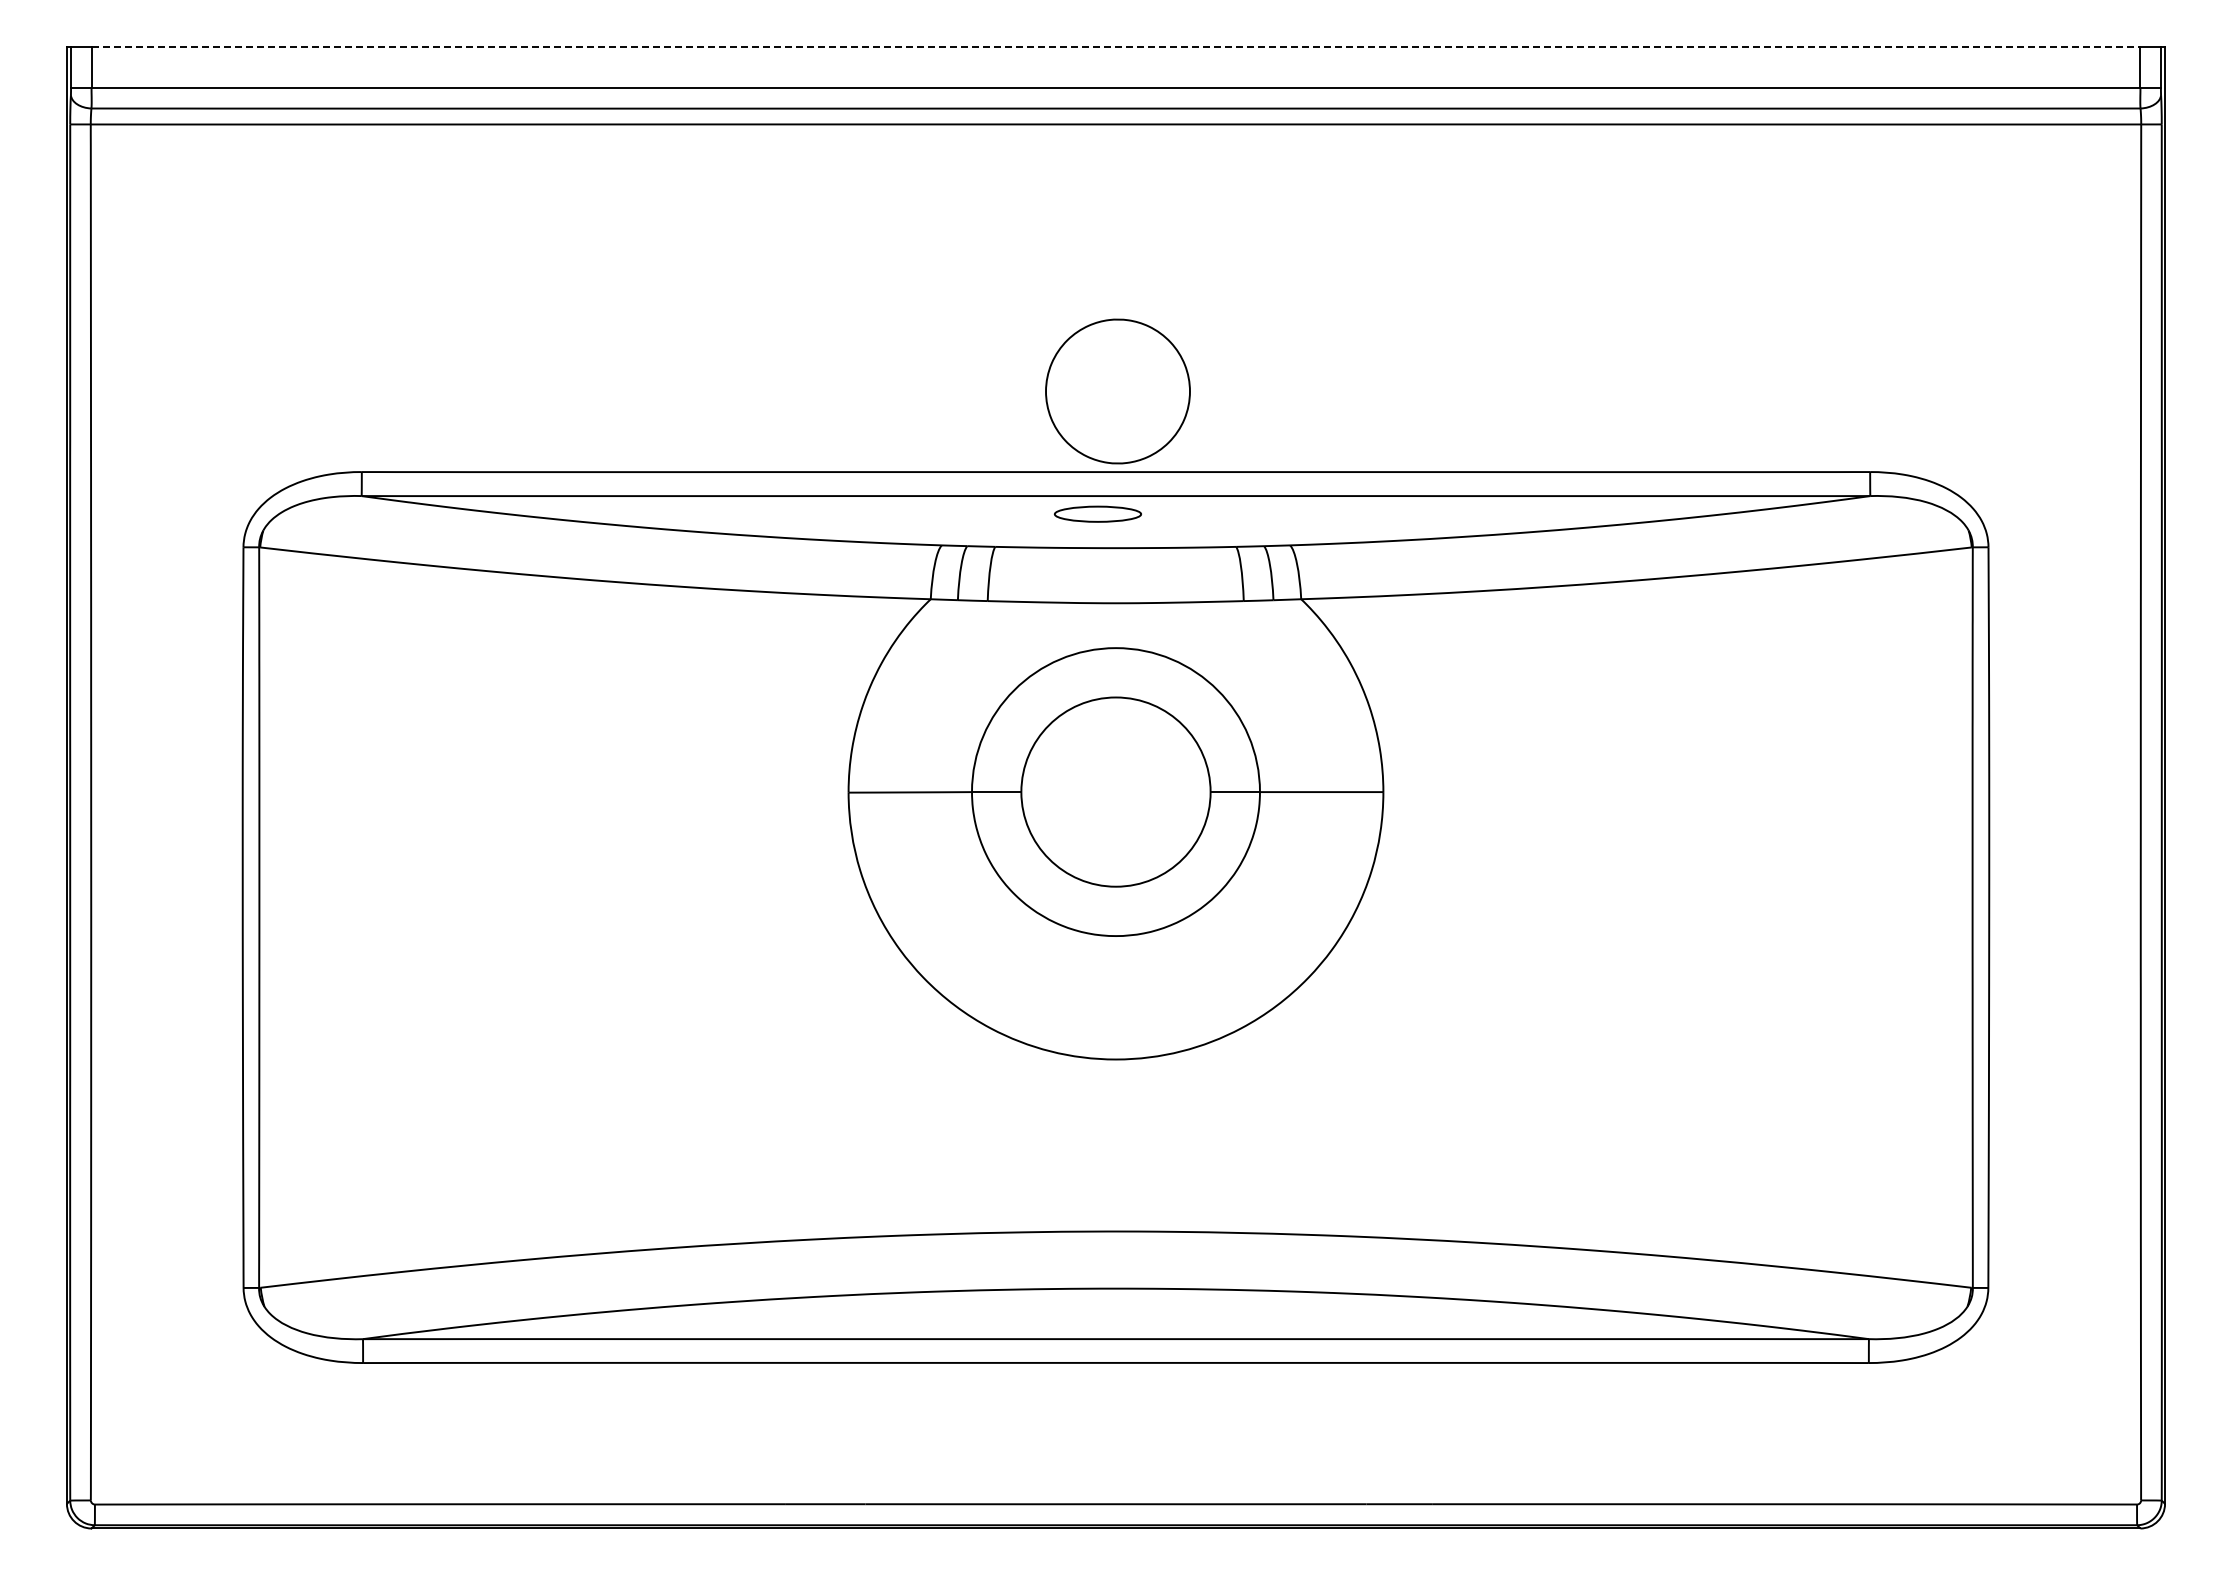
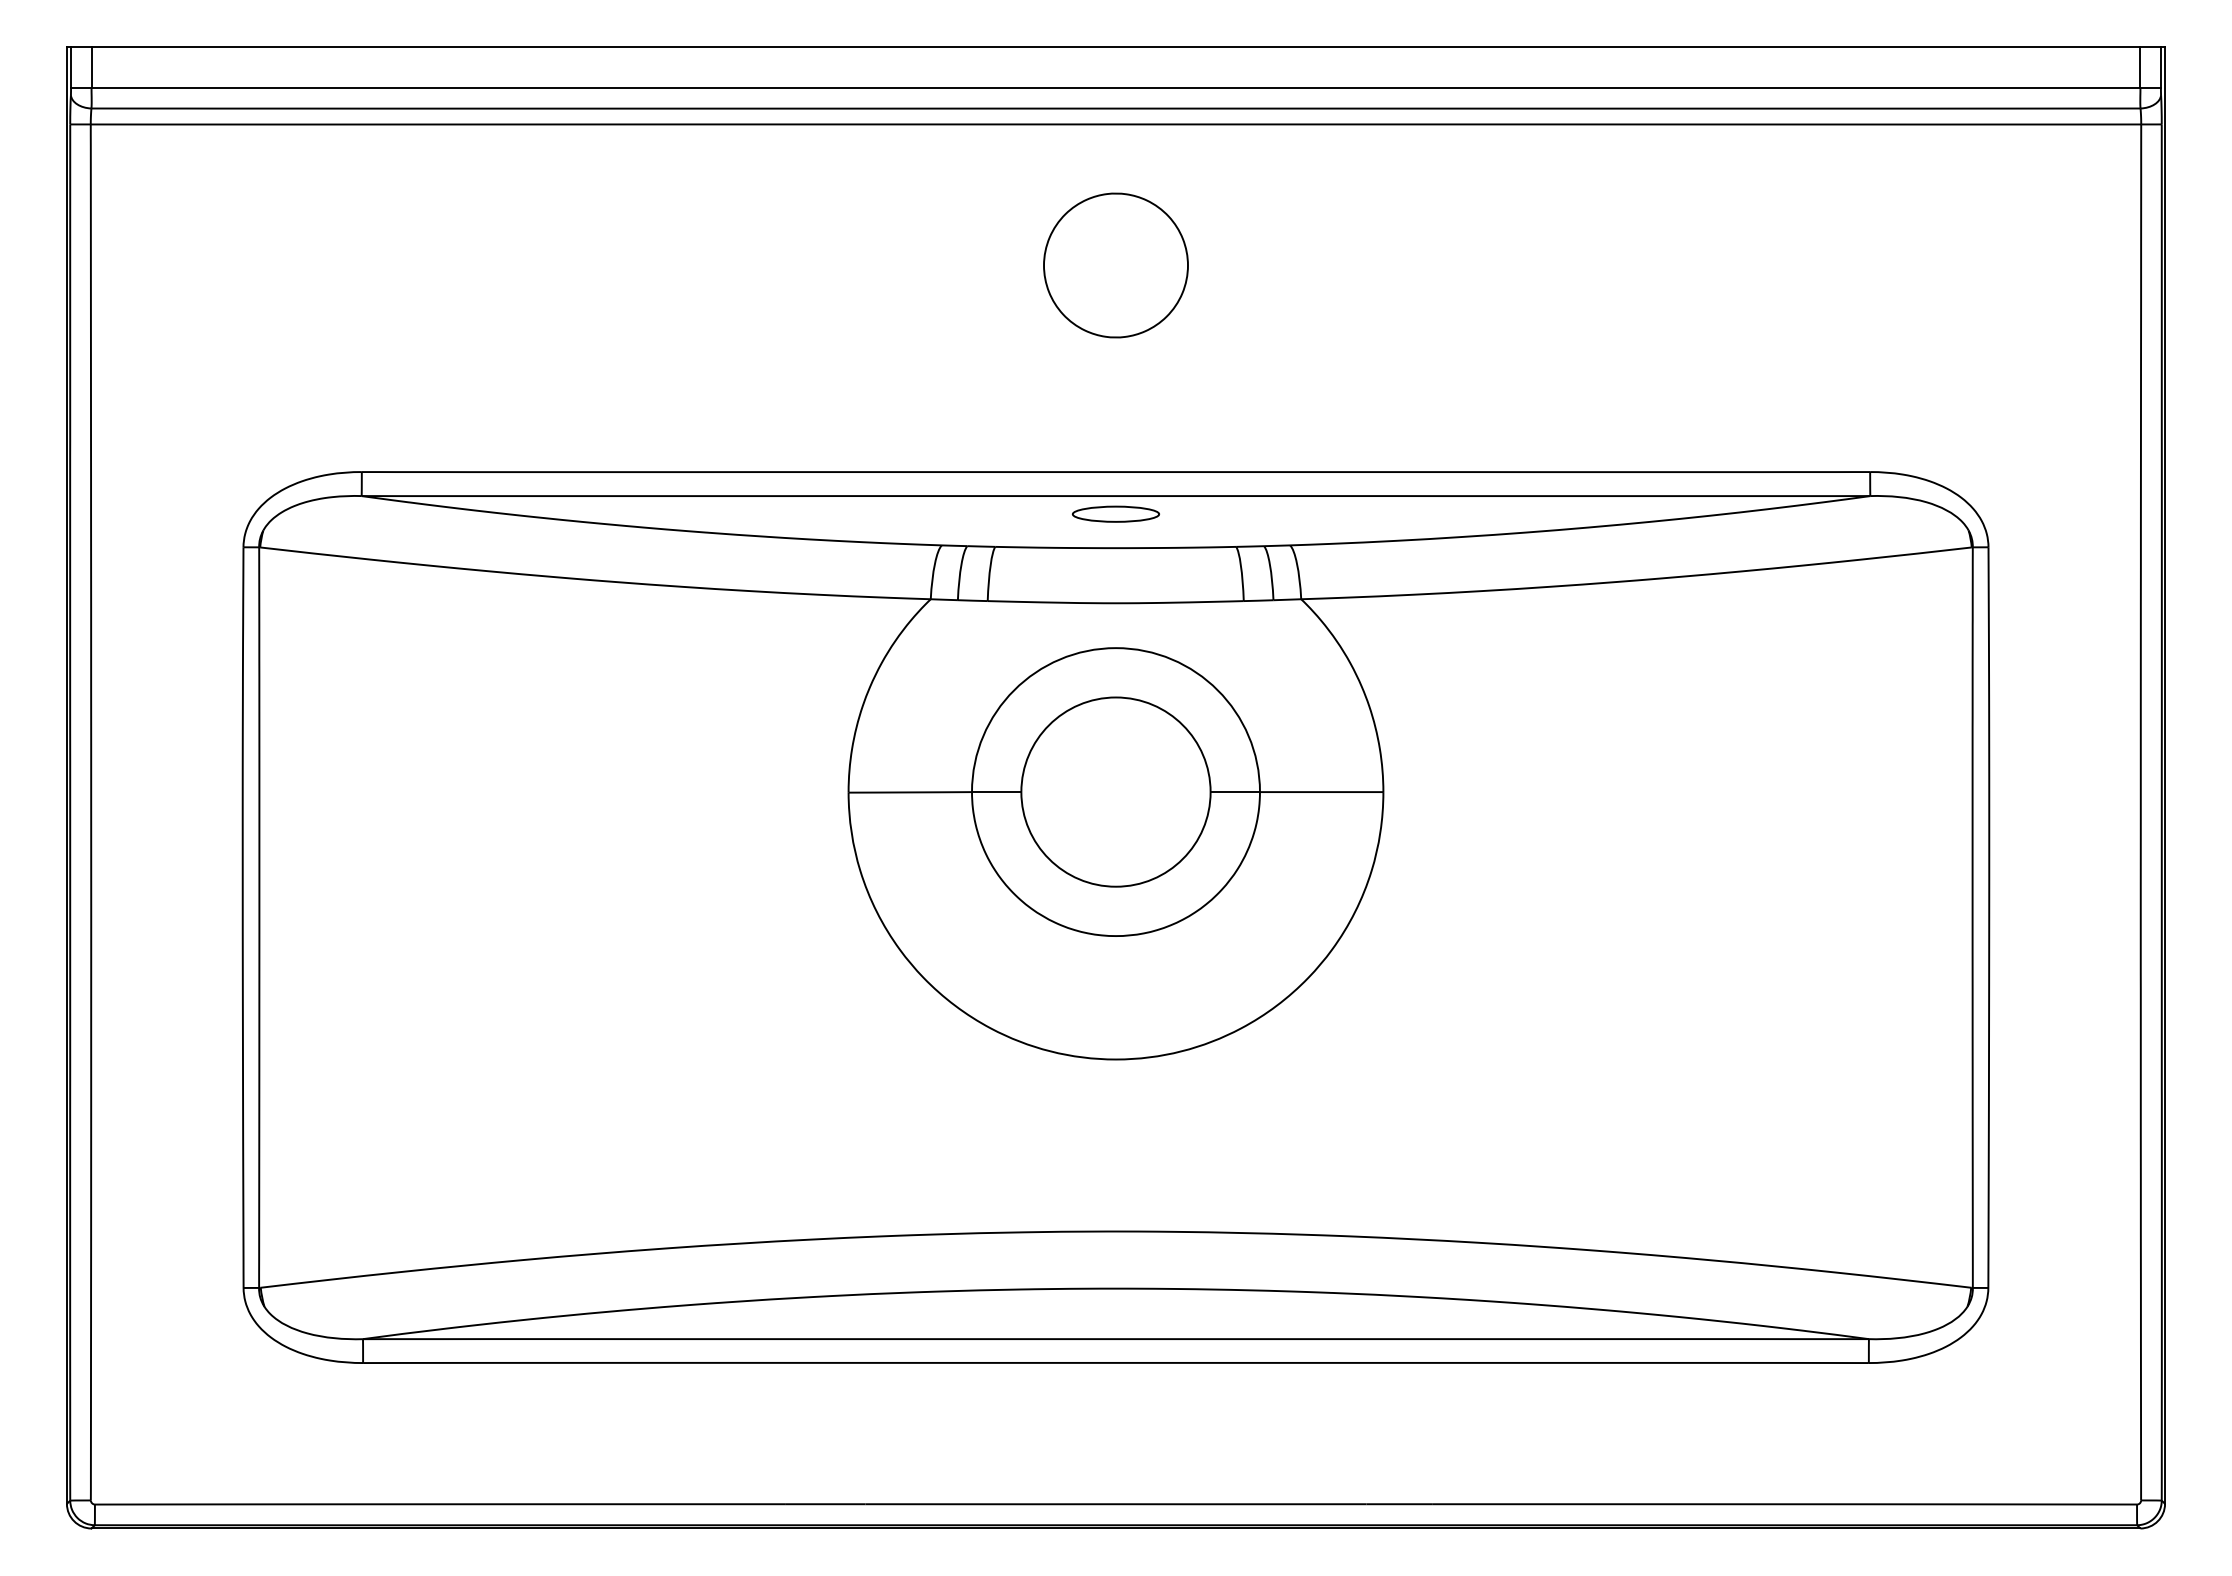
line: dashed -> solid (1116, 47)
part position: (1117, 391) -> (1115, 265) (1115, 265)
part position: (1097, 513) -> (1115, 513) (1115, 513)
